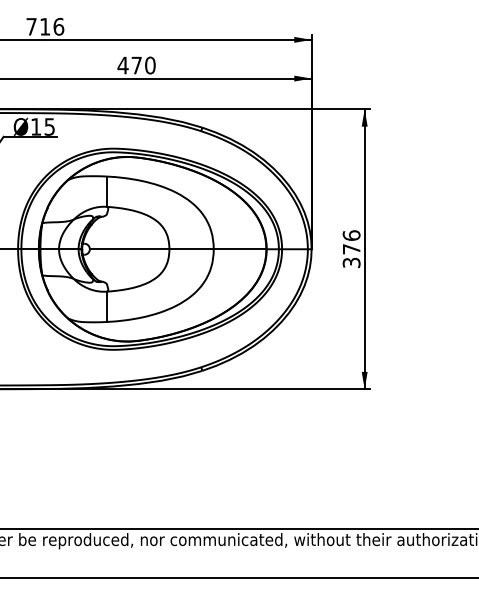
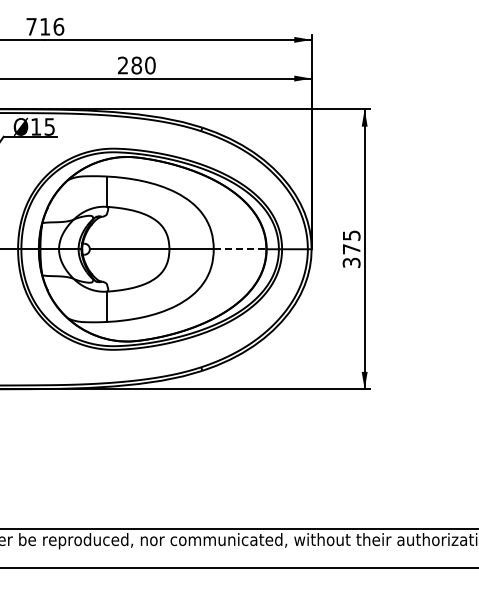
text: 470 -> 280 (129, 65)
text: 376 -> 375 (351, 235)
line: solid -> dashed (240, 249)
line position: (238, 578) -> (238, 568) (238, 568)
